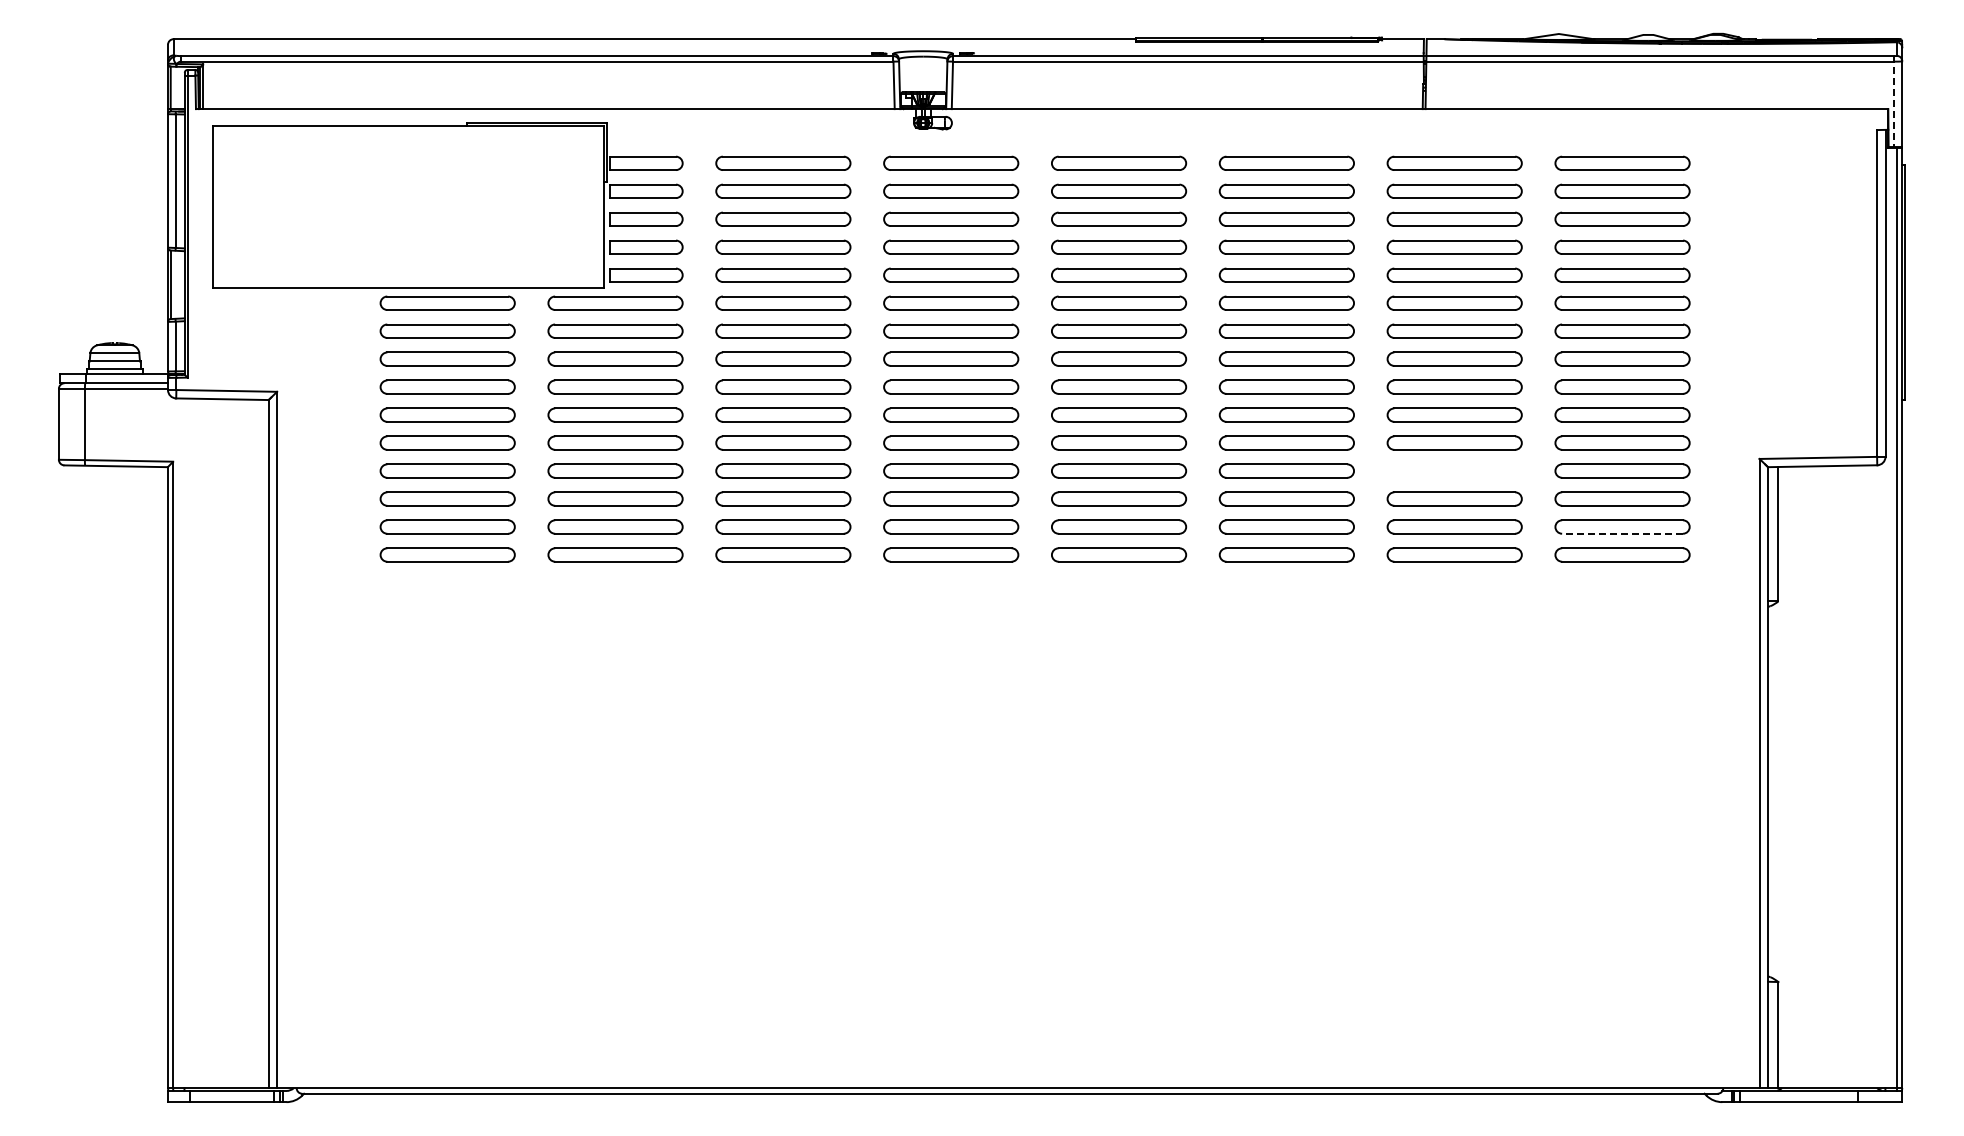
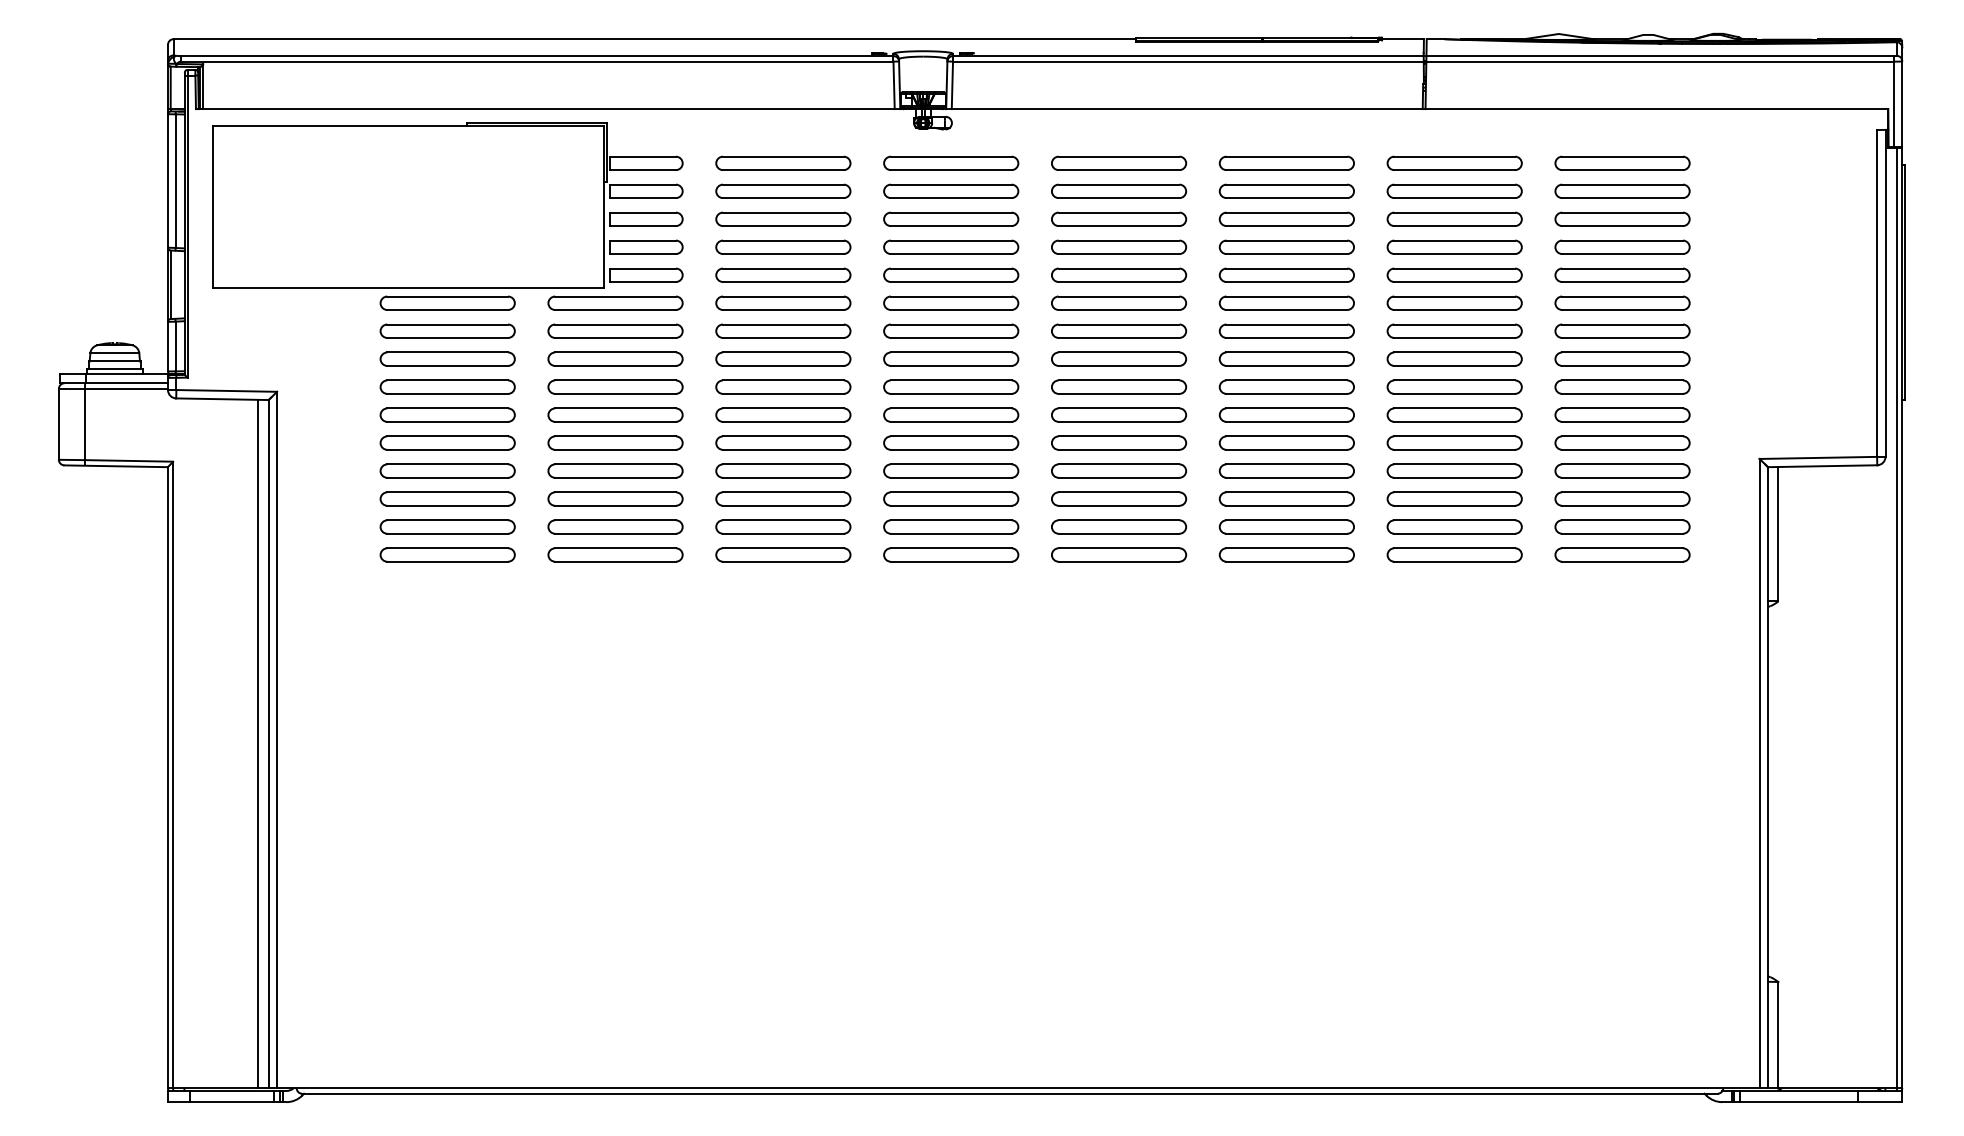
line: dashed -> solid (1893, 101)
part: none -> present (1454, 470)
line: dashed -> solid (1622, 533)
line: none -> present (258, 743)
